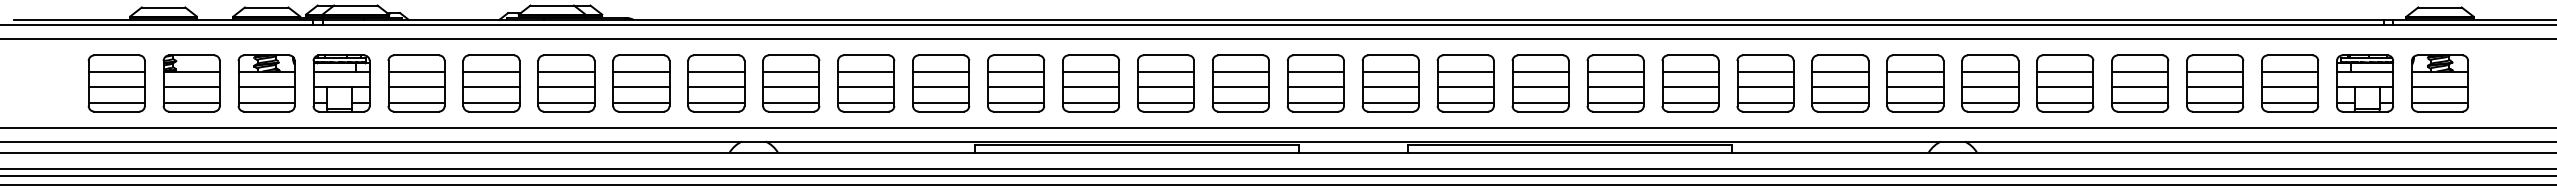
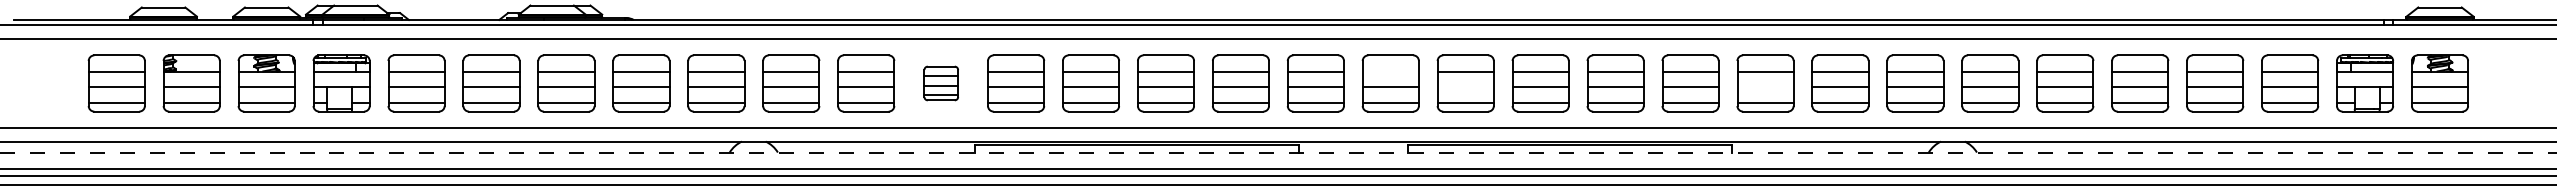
line: present -> none (1390, 71)
part size: 59x59 px -> 36x37 px (940, 83)
line: present -> none (1465, 87)
line: present -> none (1765, 87)
line: solid -> dashed (1277, 152)
